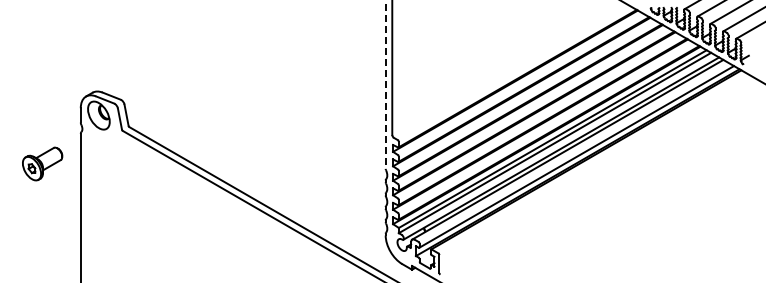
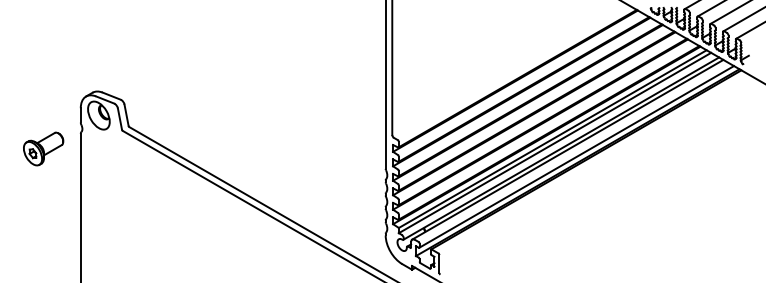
line: dashed -> solid (385, 85)
part position: (42, 163) -> (43, 148) (43, 148)
